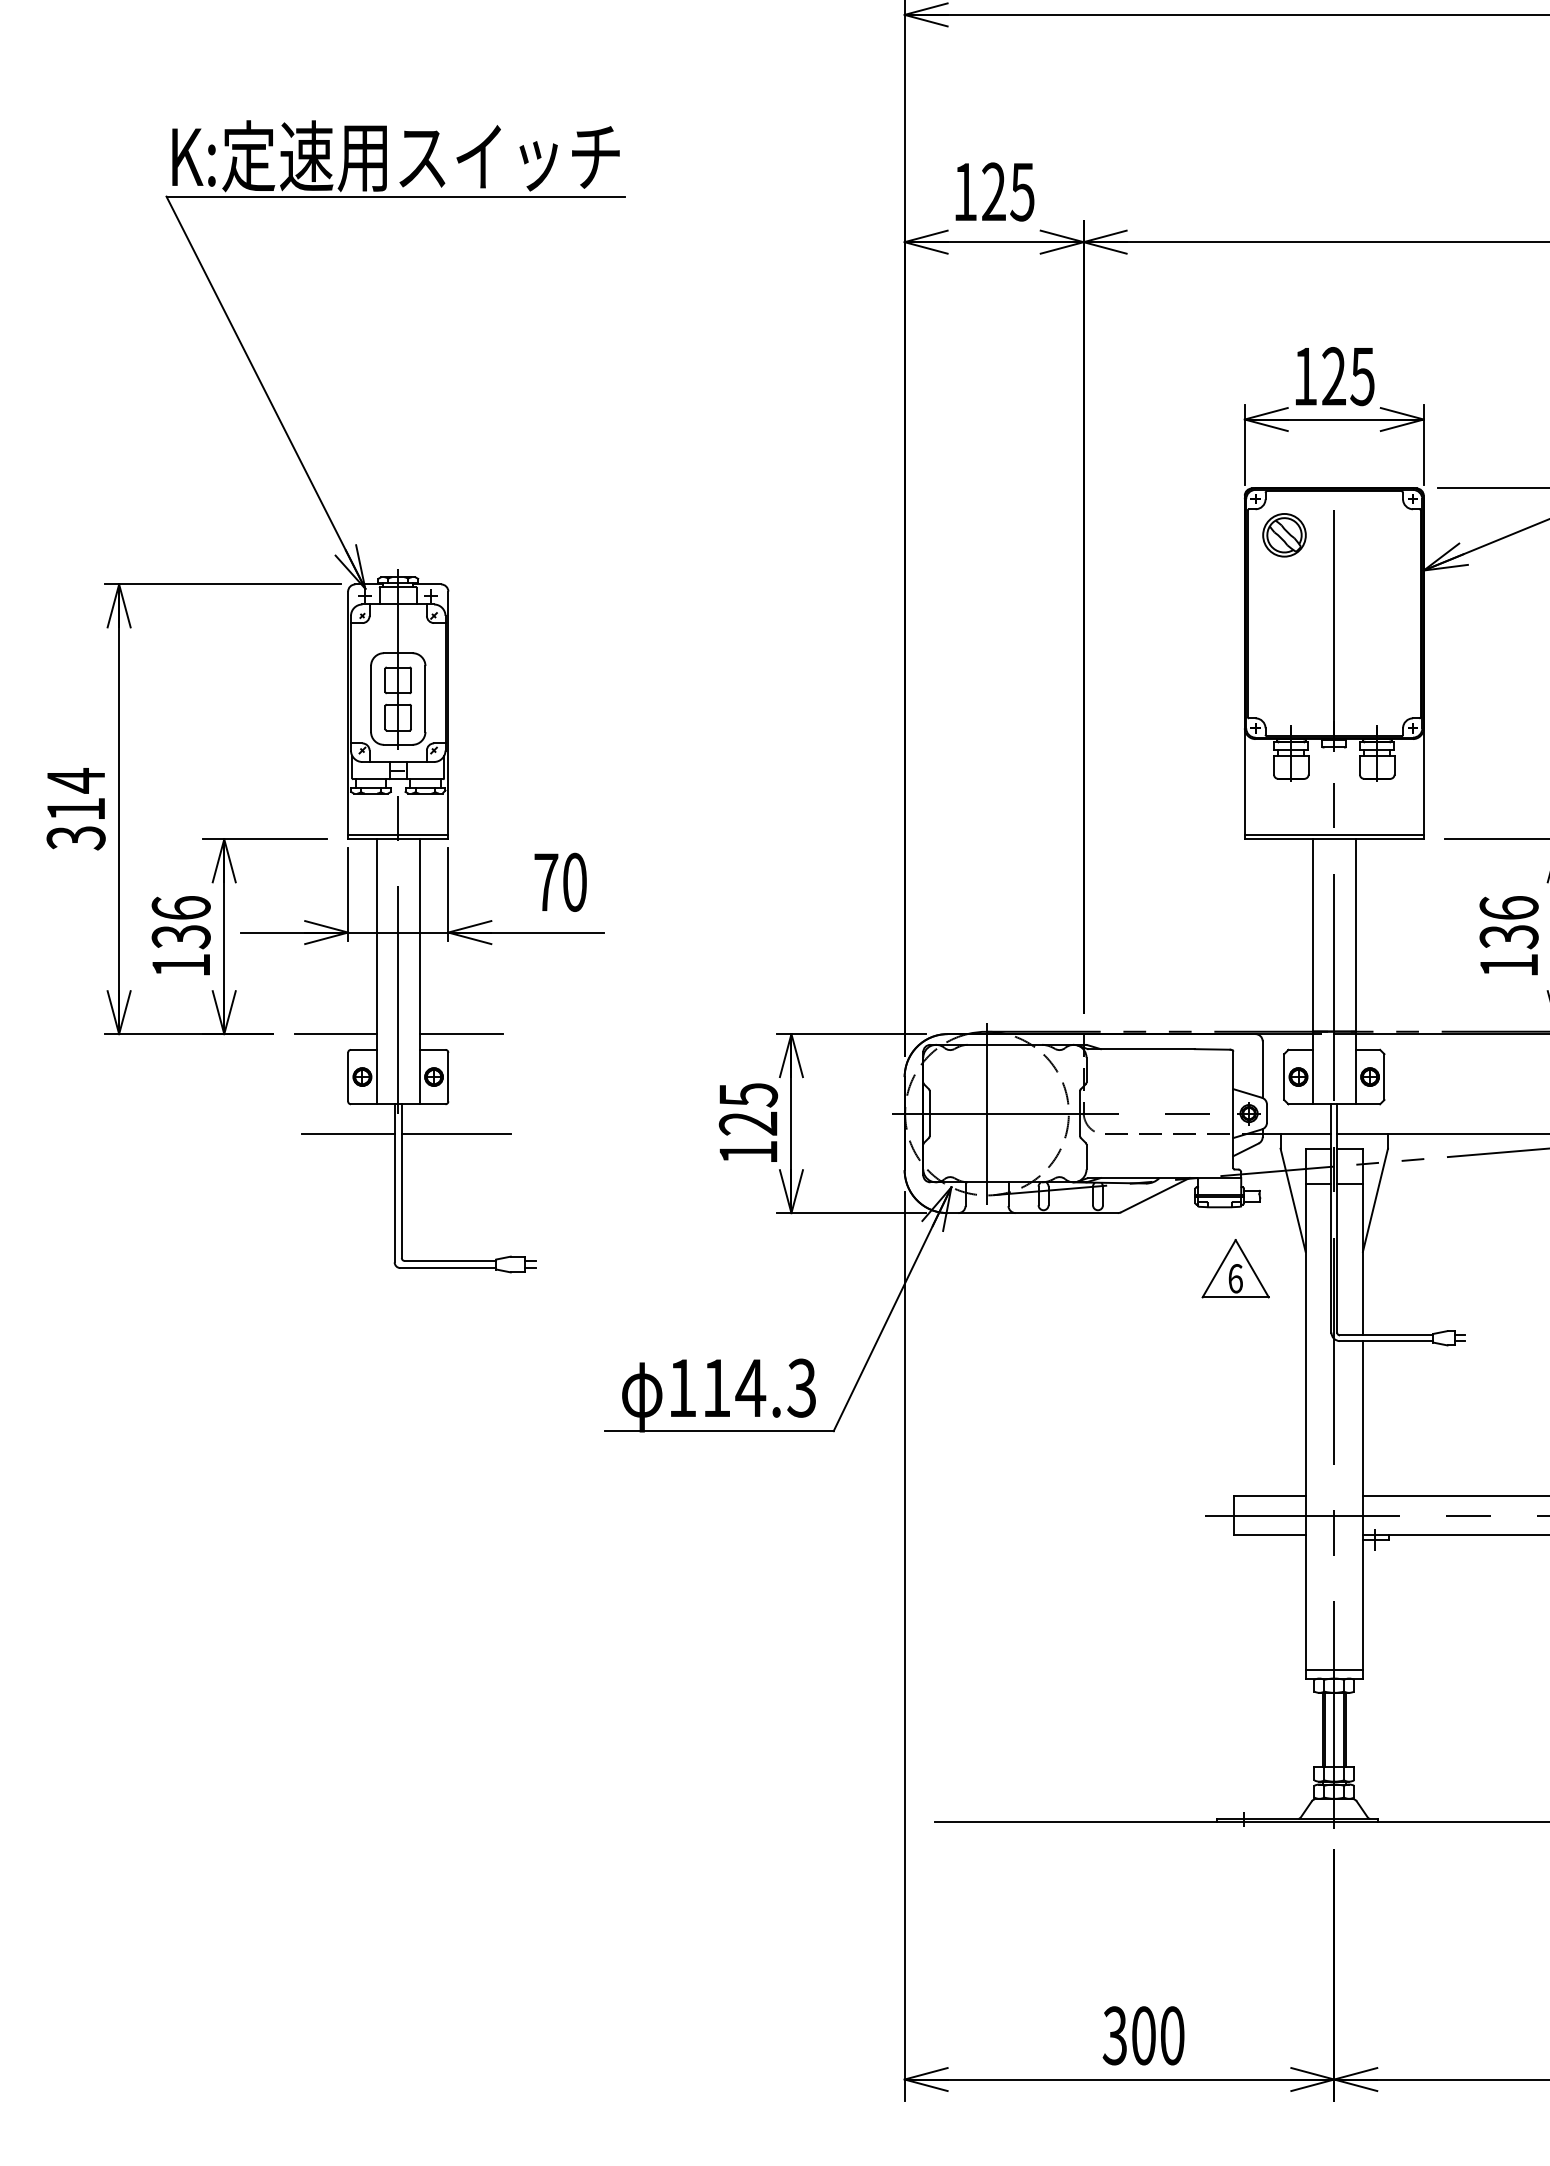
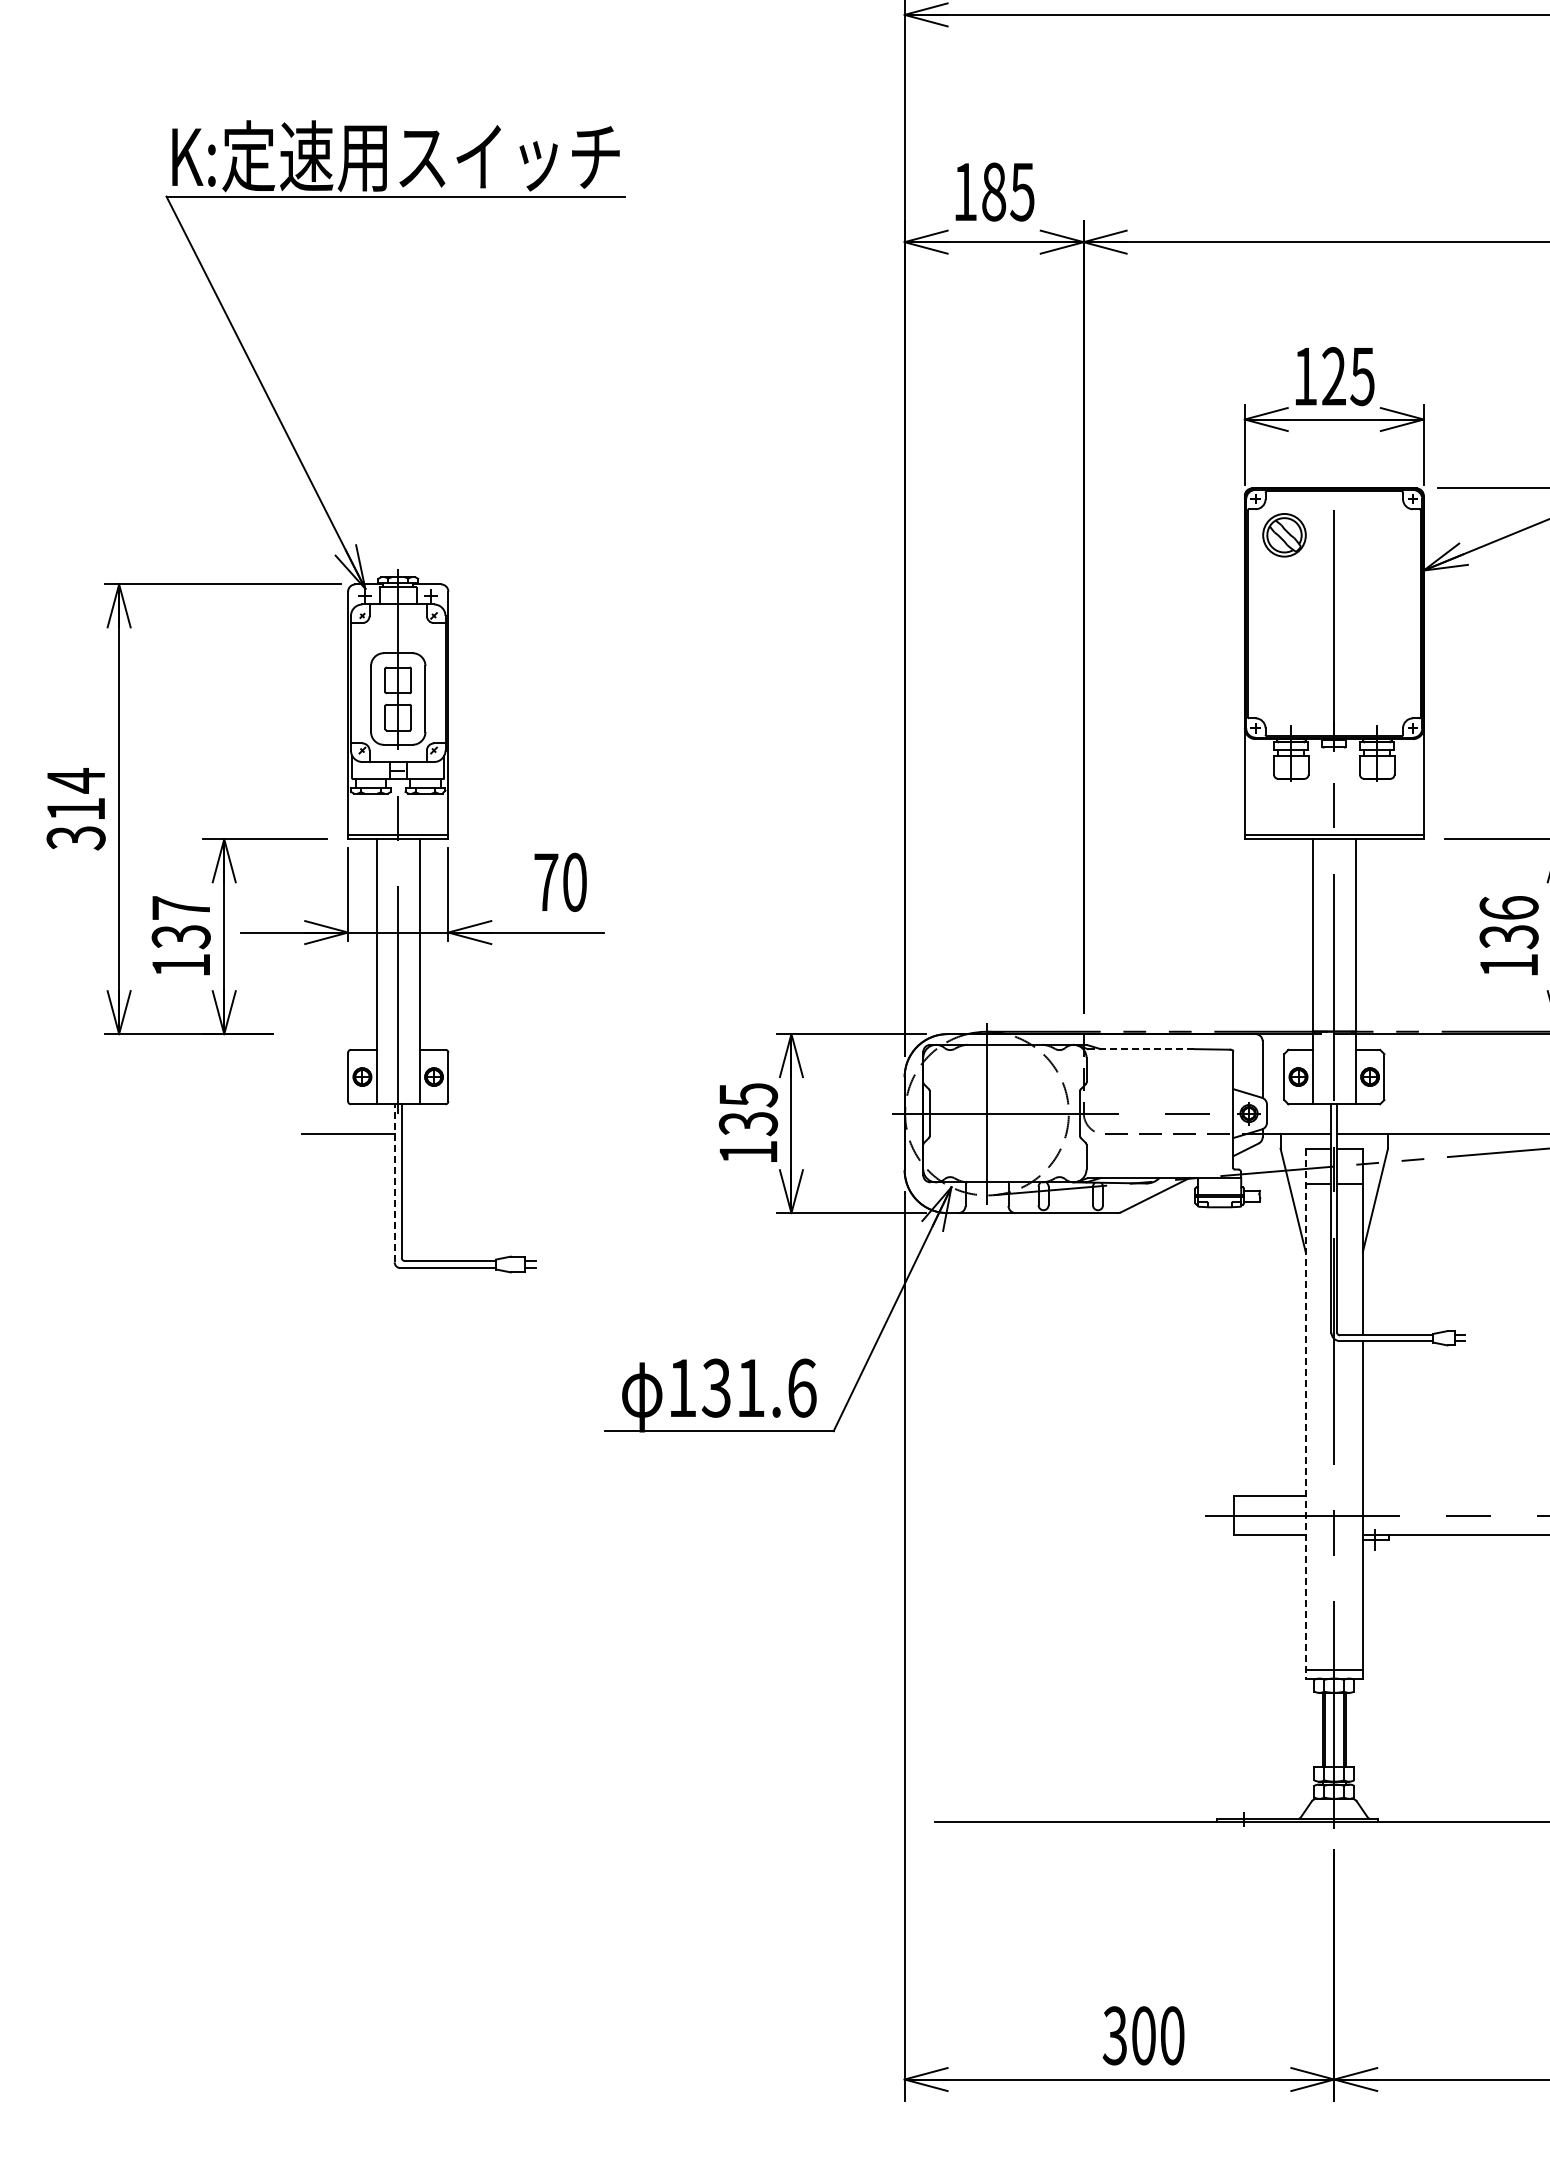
text: 125 -> 185 (994, 191)
text: 136 -> 137 (180, 907)
line: present -> none (335, 1034)
line: present -> none (461, 1034)
line: solid -> dashed (1142, 1049)
text: 125 -> 135 (748, 1123)
line: present -> none (456, 1134)
line: solid -> dashed (394, 1182)
part: present -> none (1235, 1268)
text: 114.3 -> 131.6 (758, 1387)
line: solid -> dashed (1305, 1413)
line: present -> none (1454, 1496)
